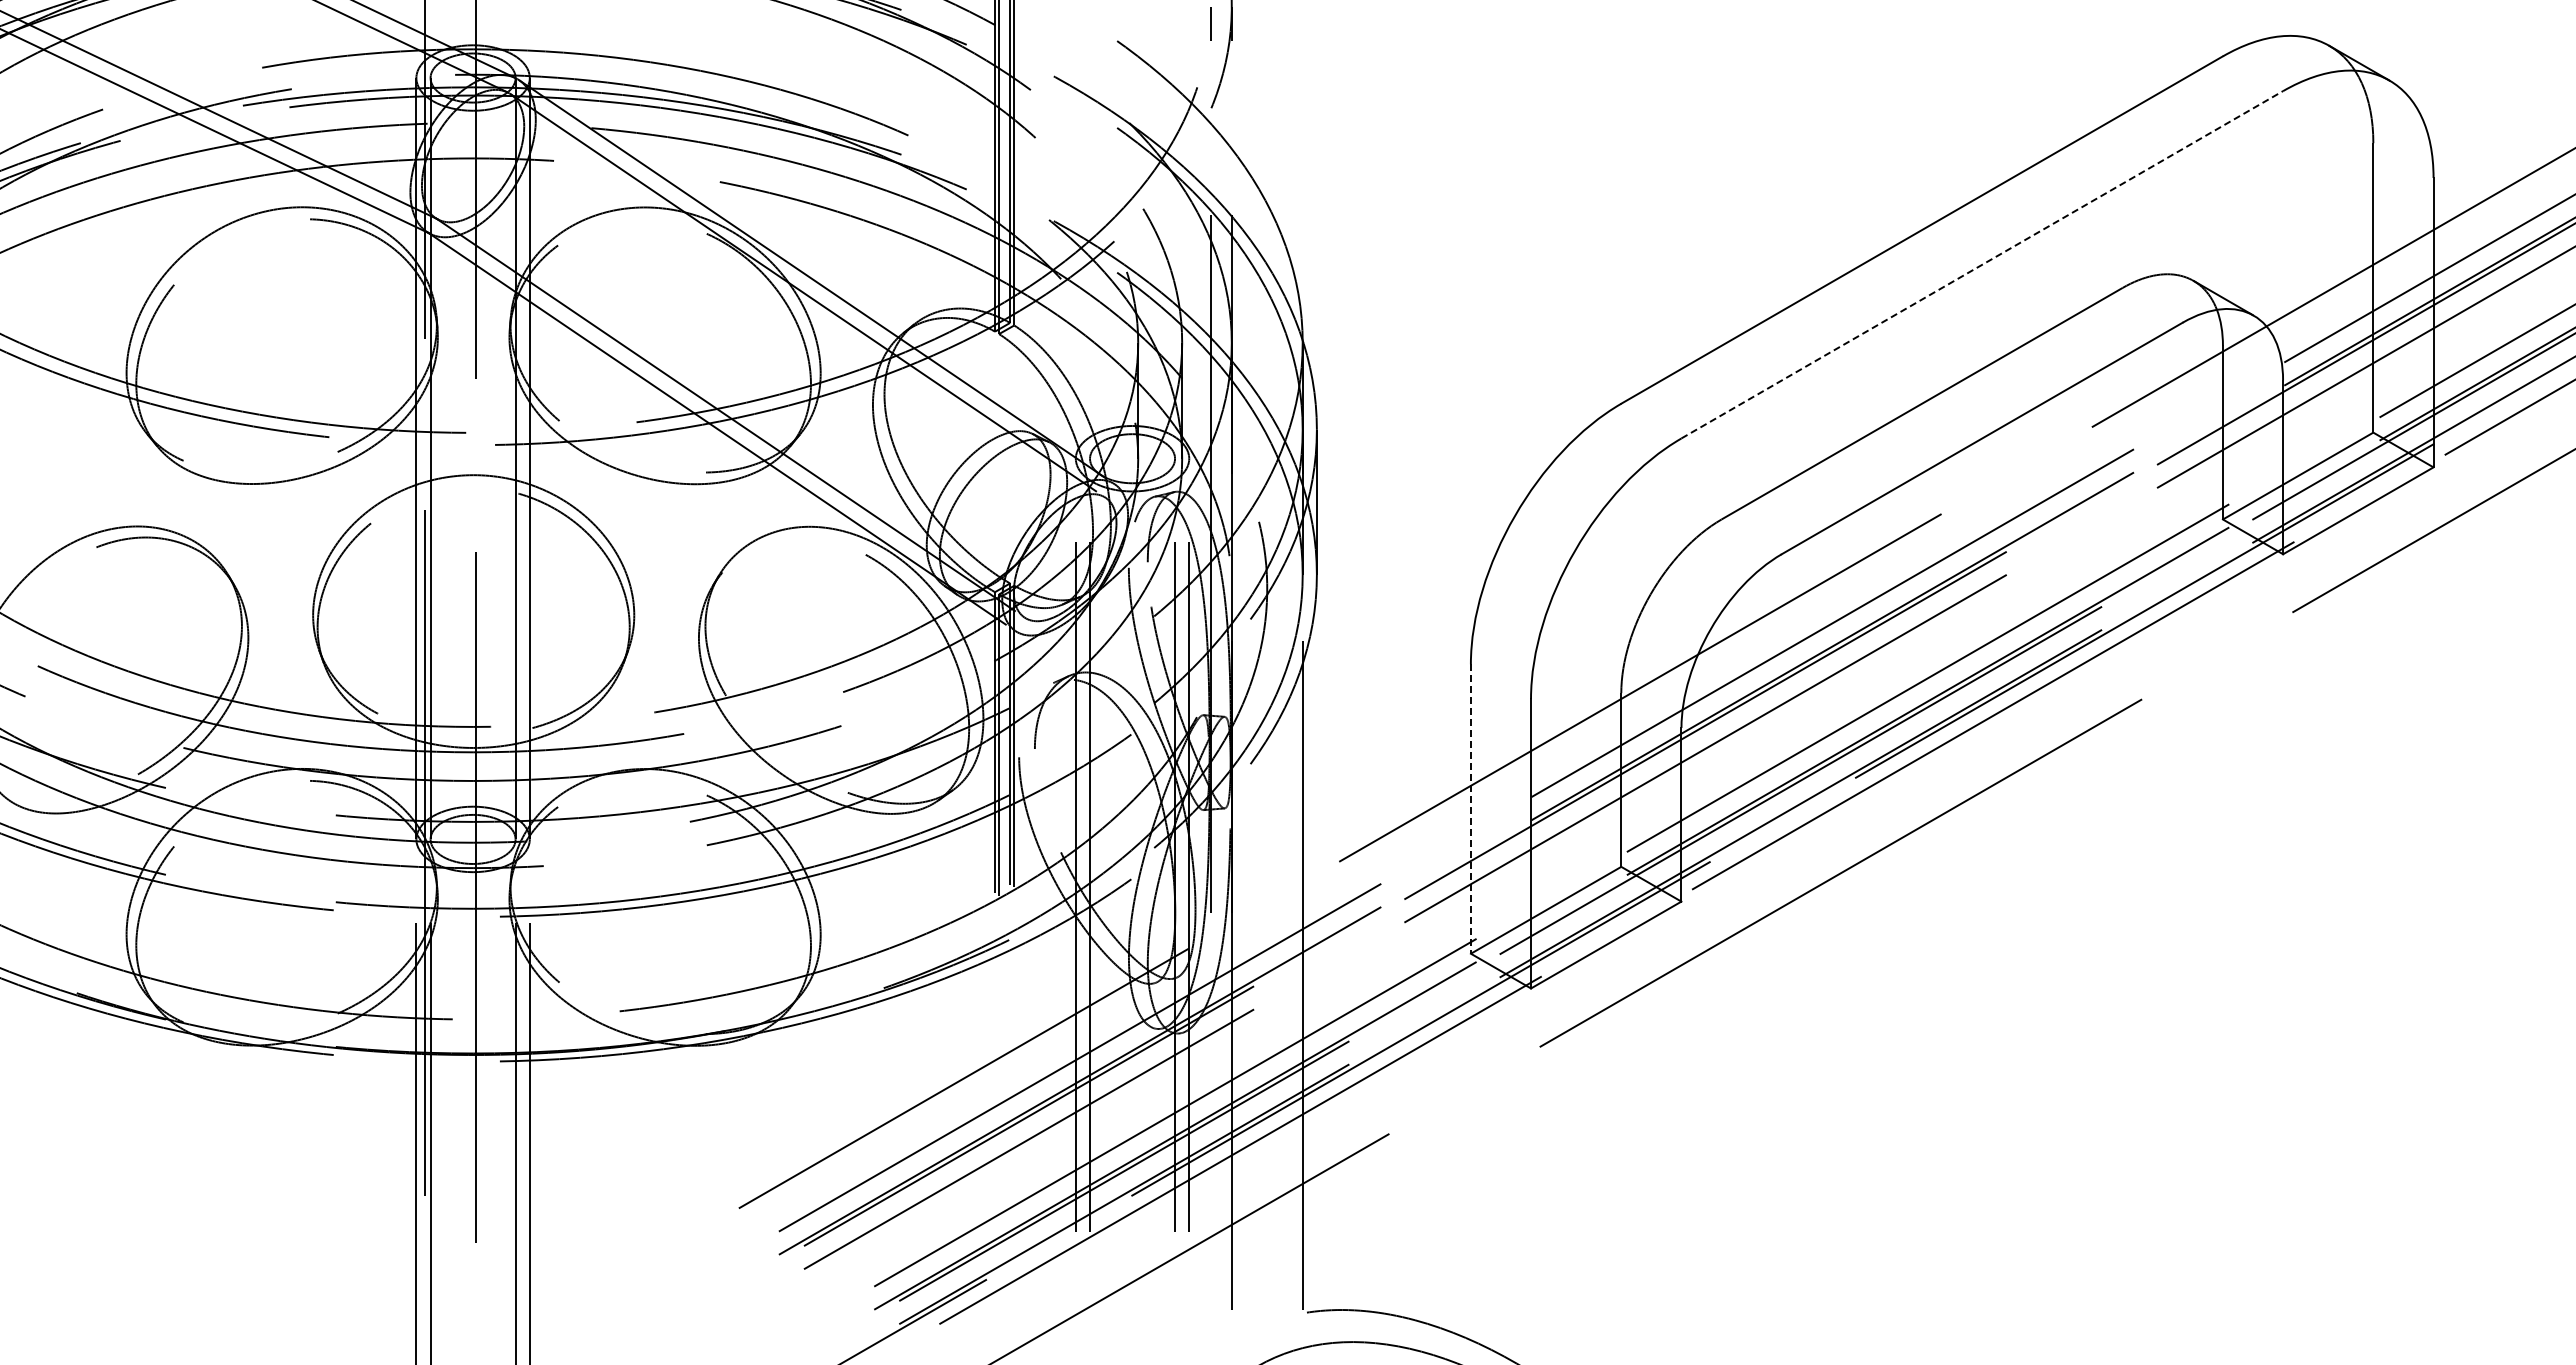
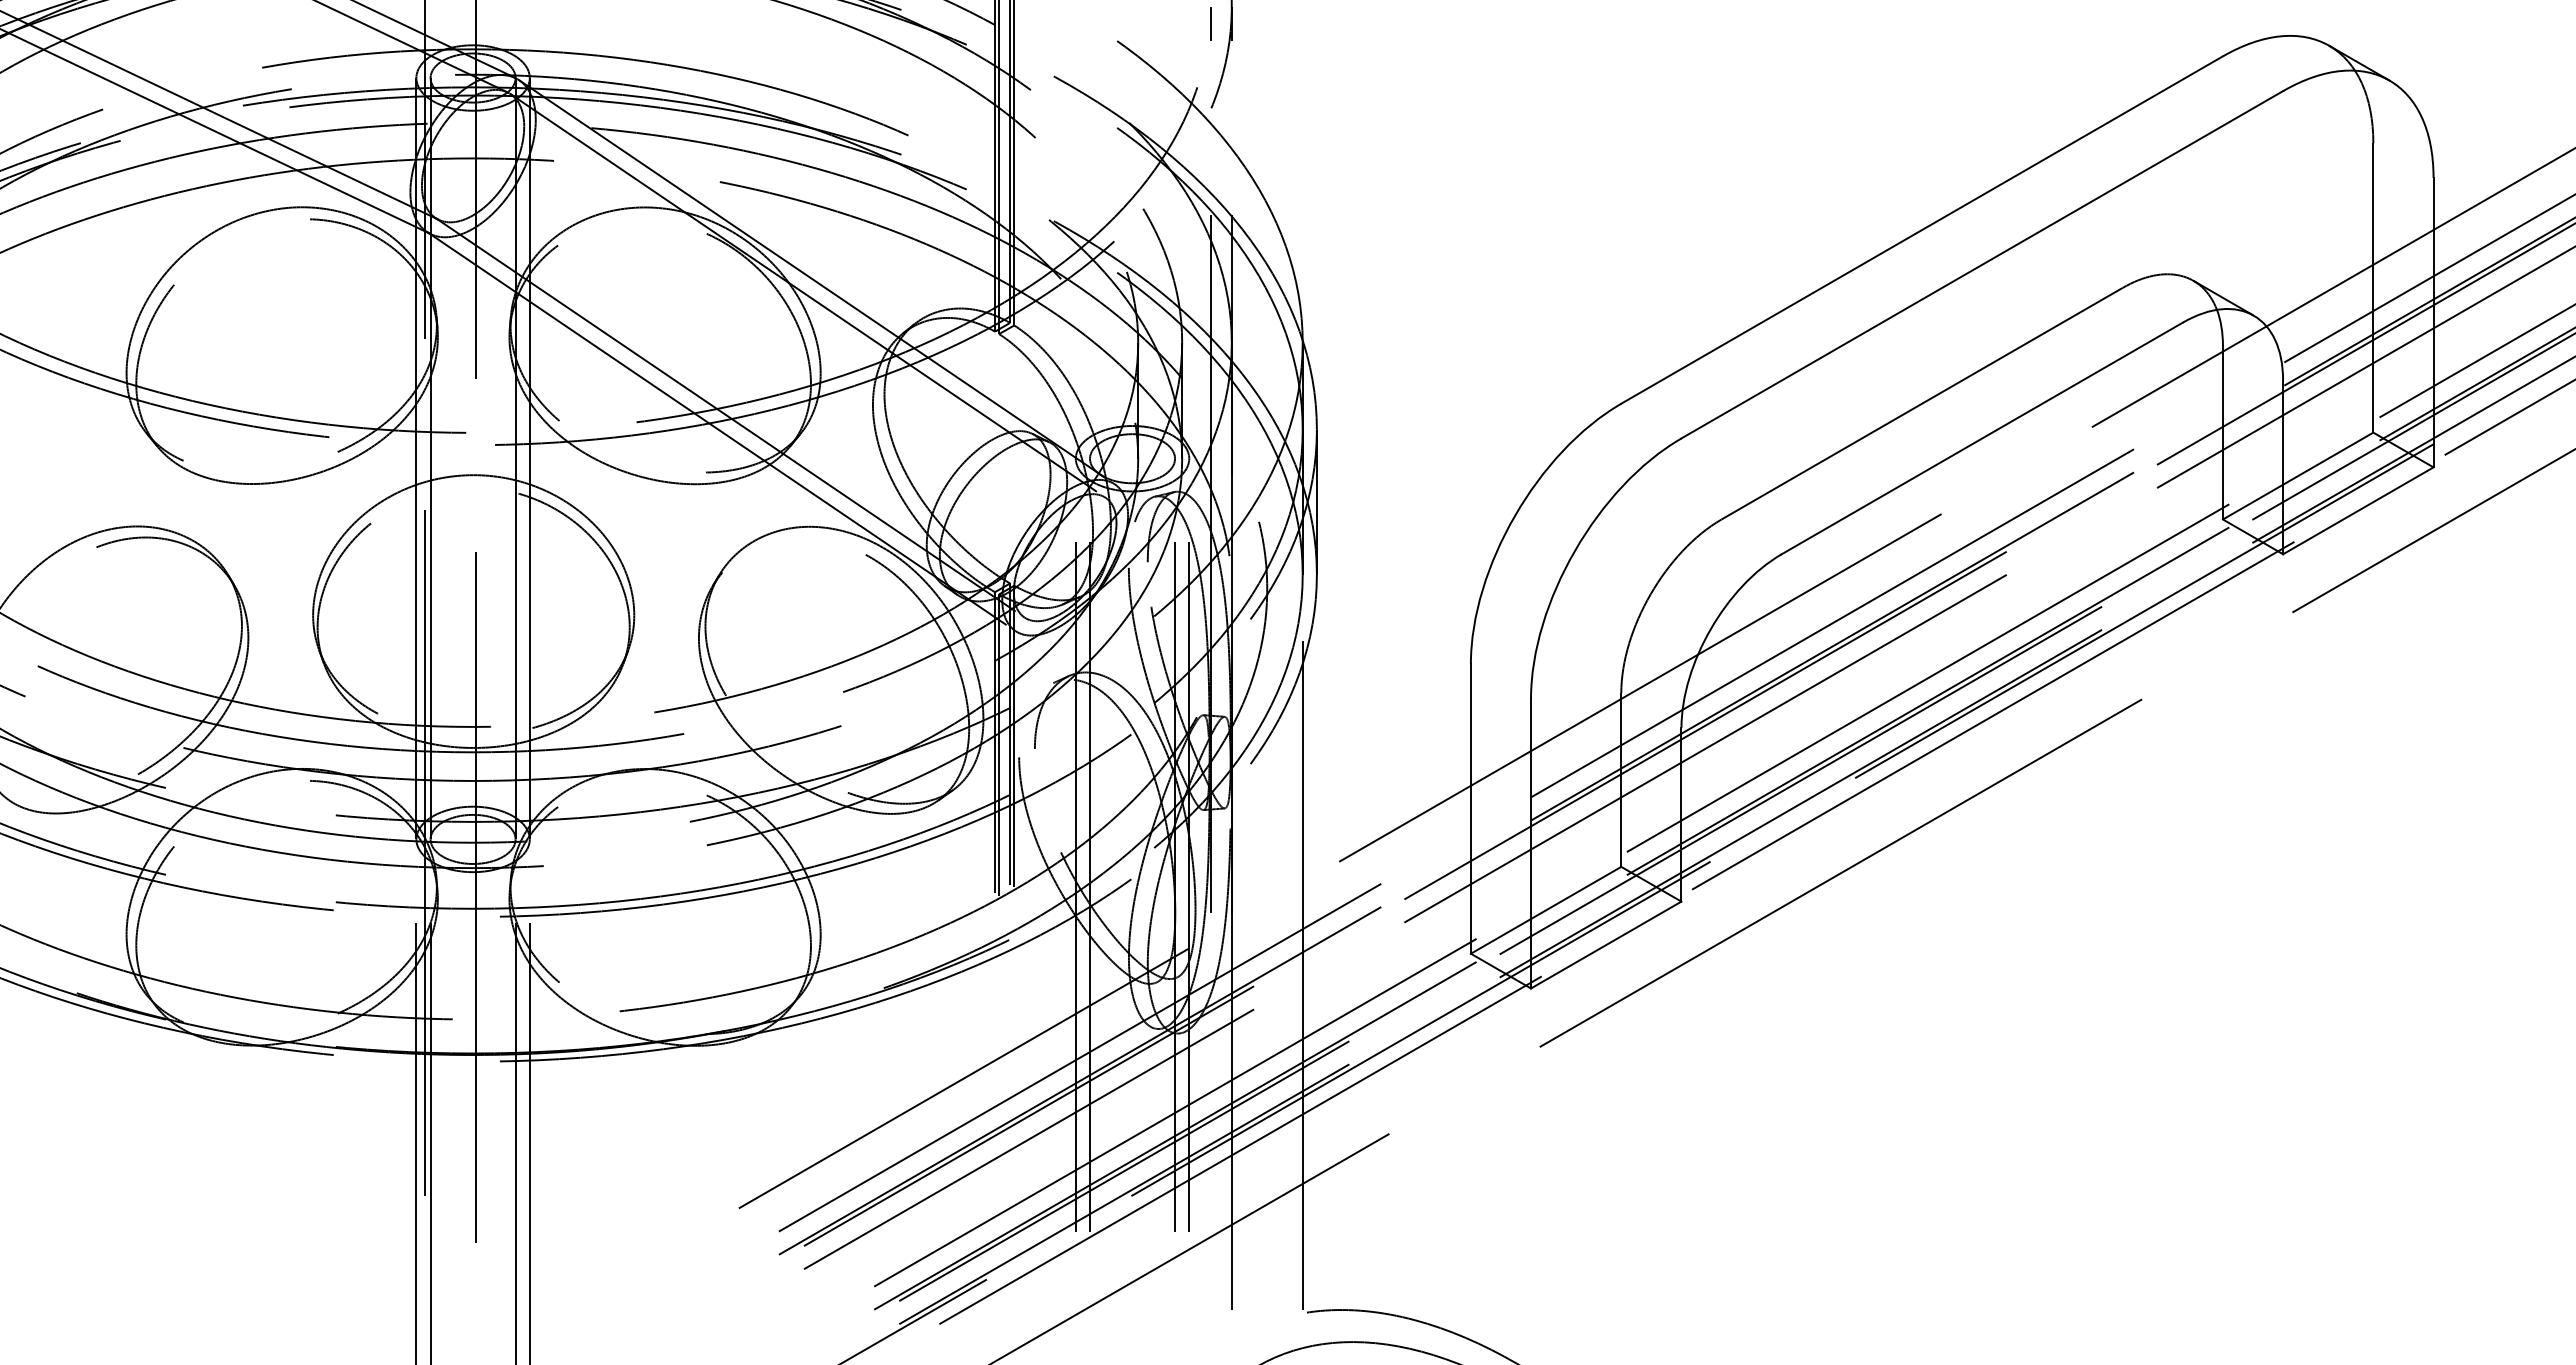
line: dashed -> solid (1982, 264)
line: dashed -> solid (1470, 808)
